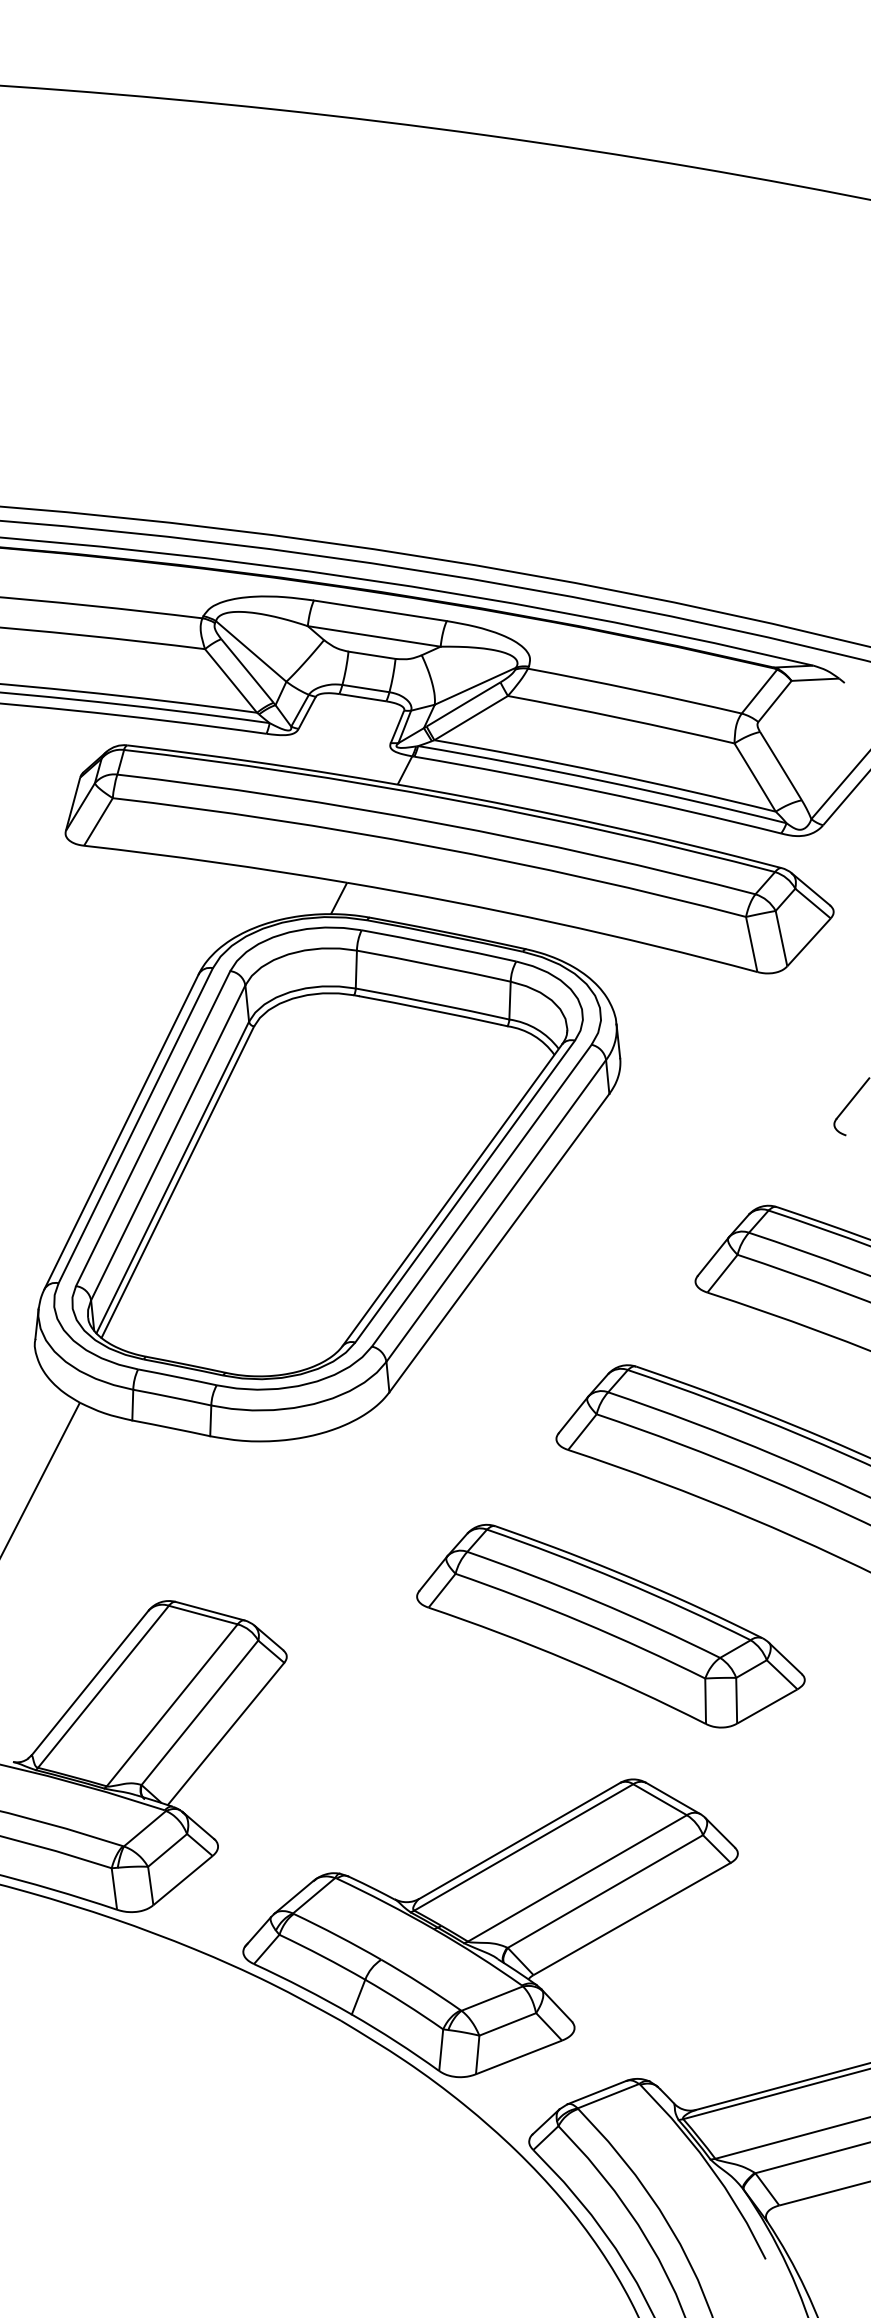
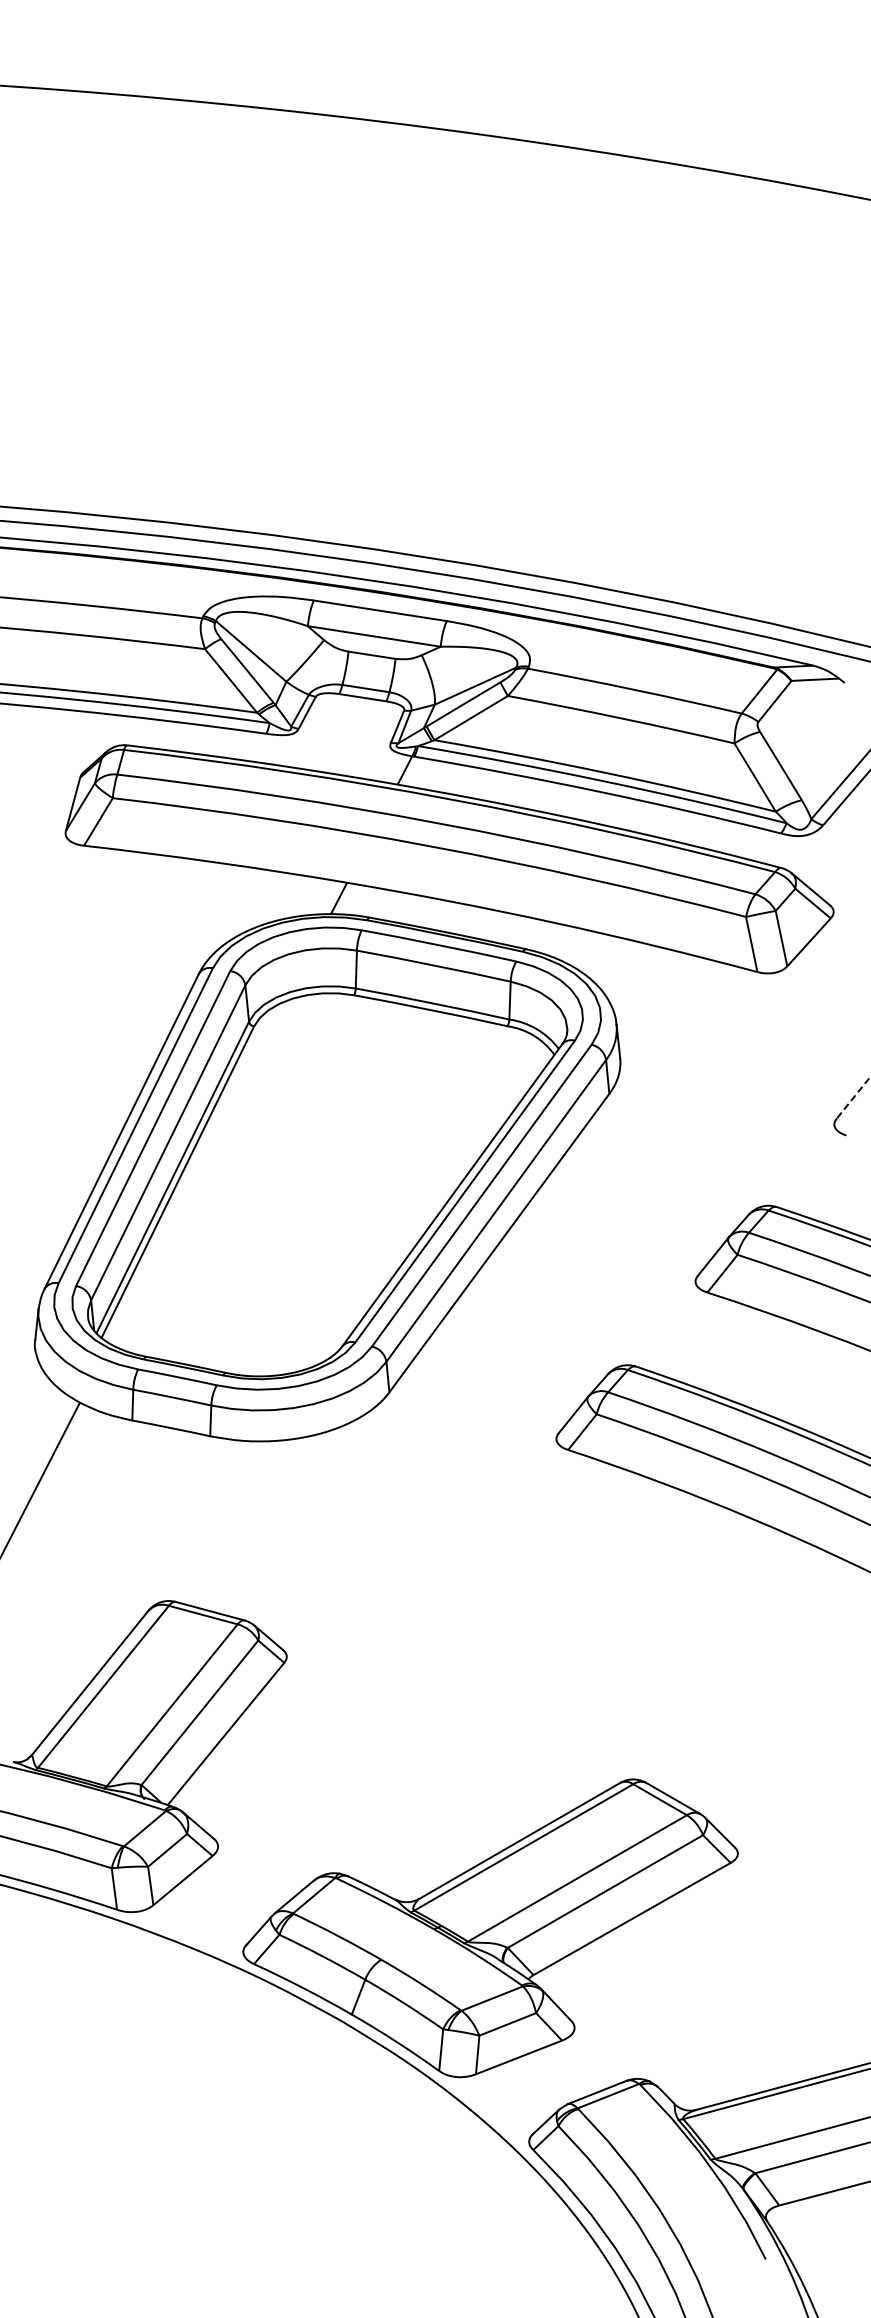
line: solid -> dashed (852, 1098)
part: present -> none (610, 1625)
